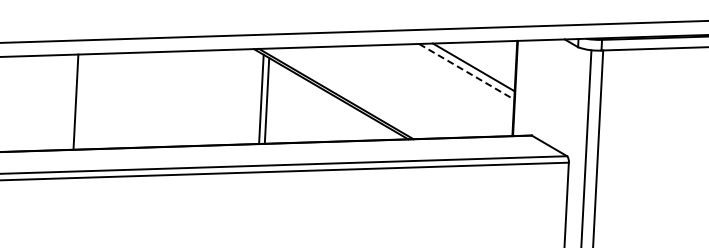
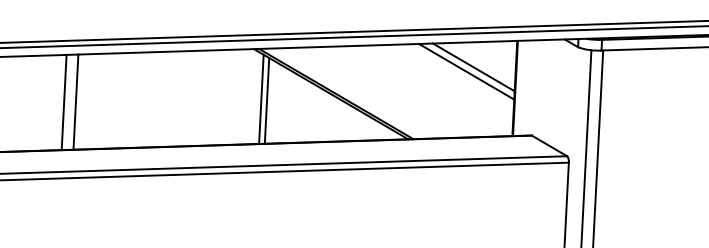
line: none -> present (353, 37)
line: dashed -> solid (467, 72)
line: none -> present (63, 102)
